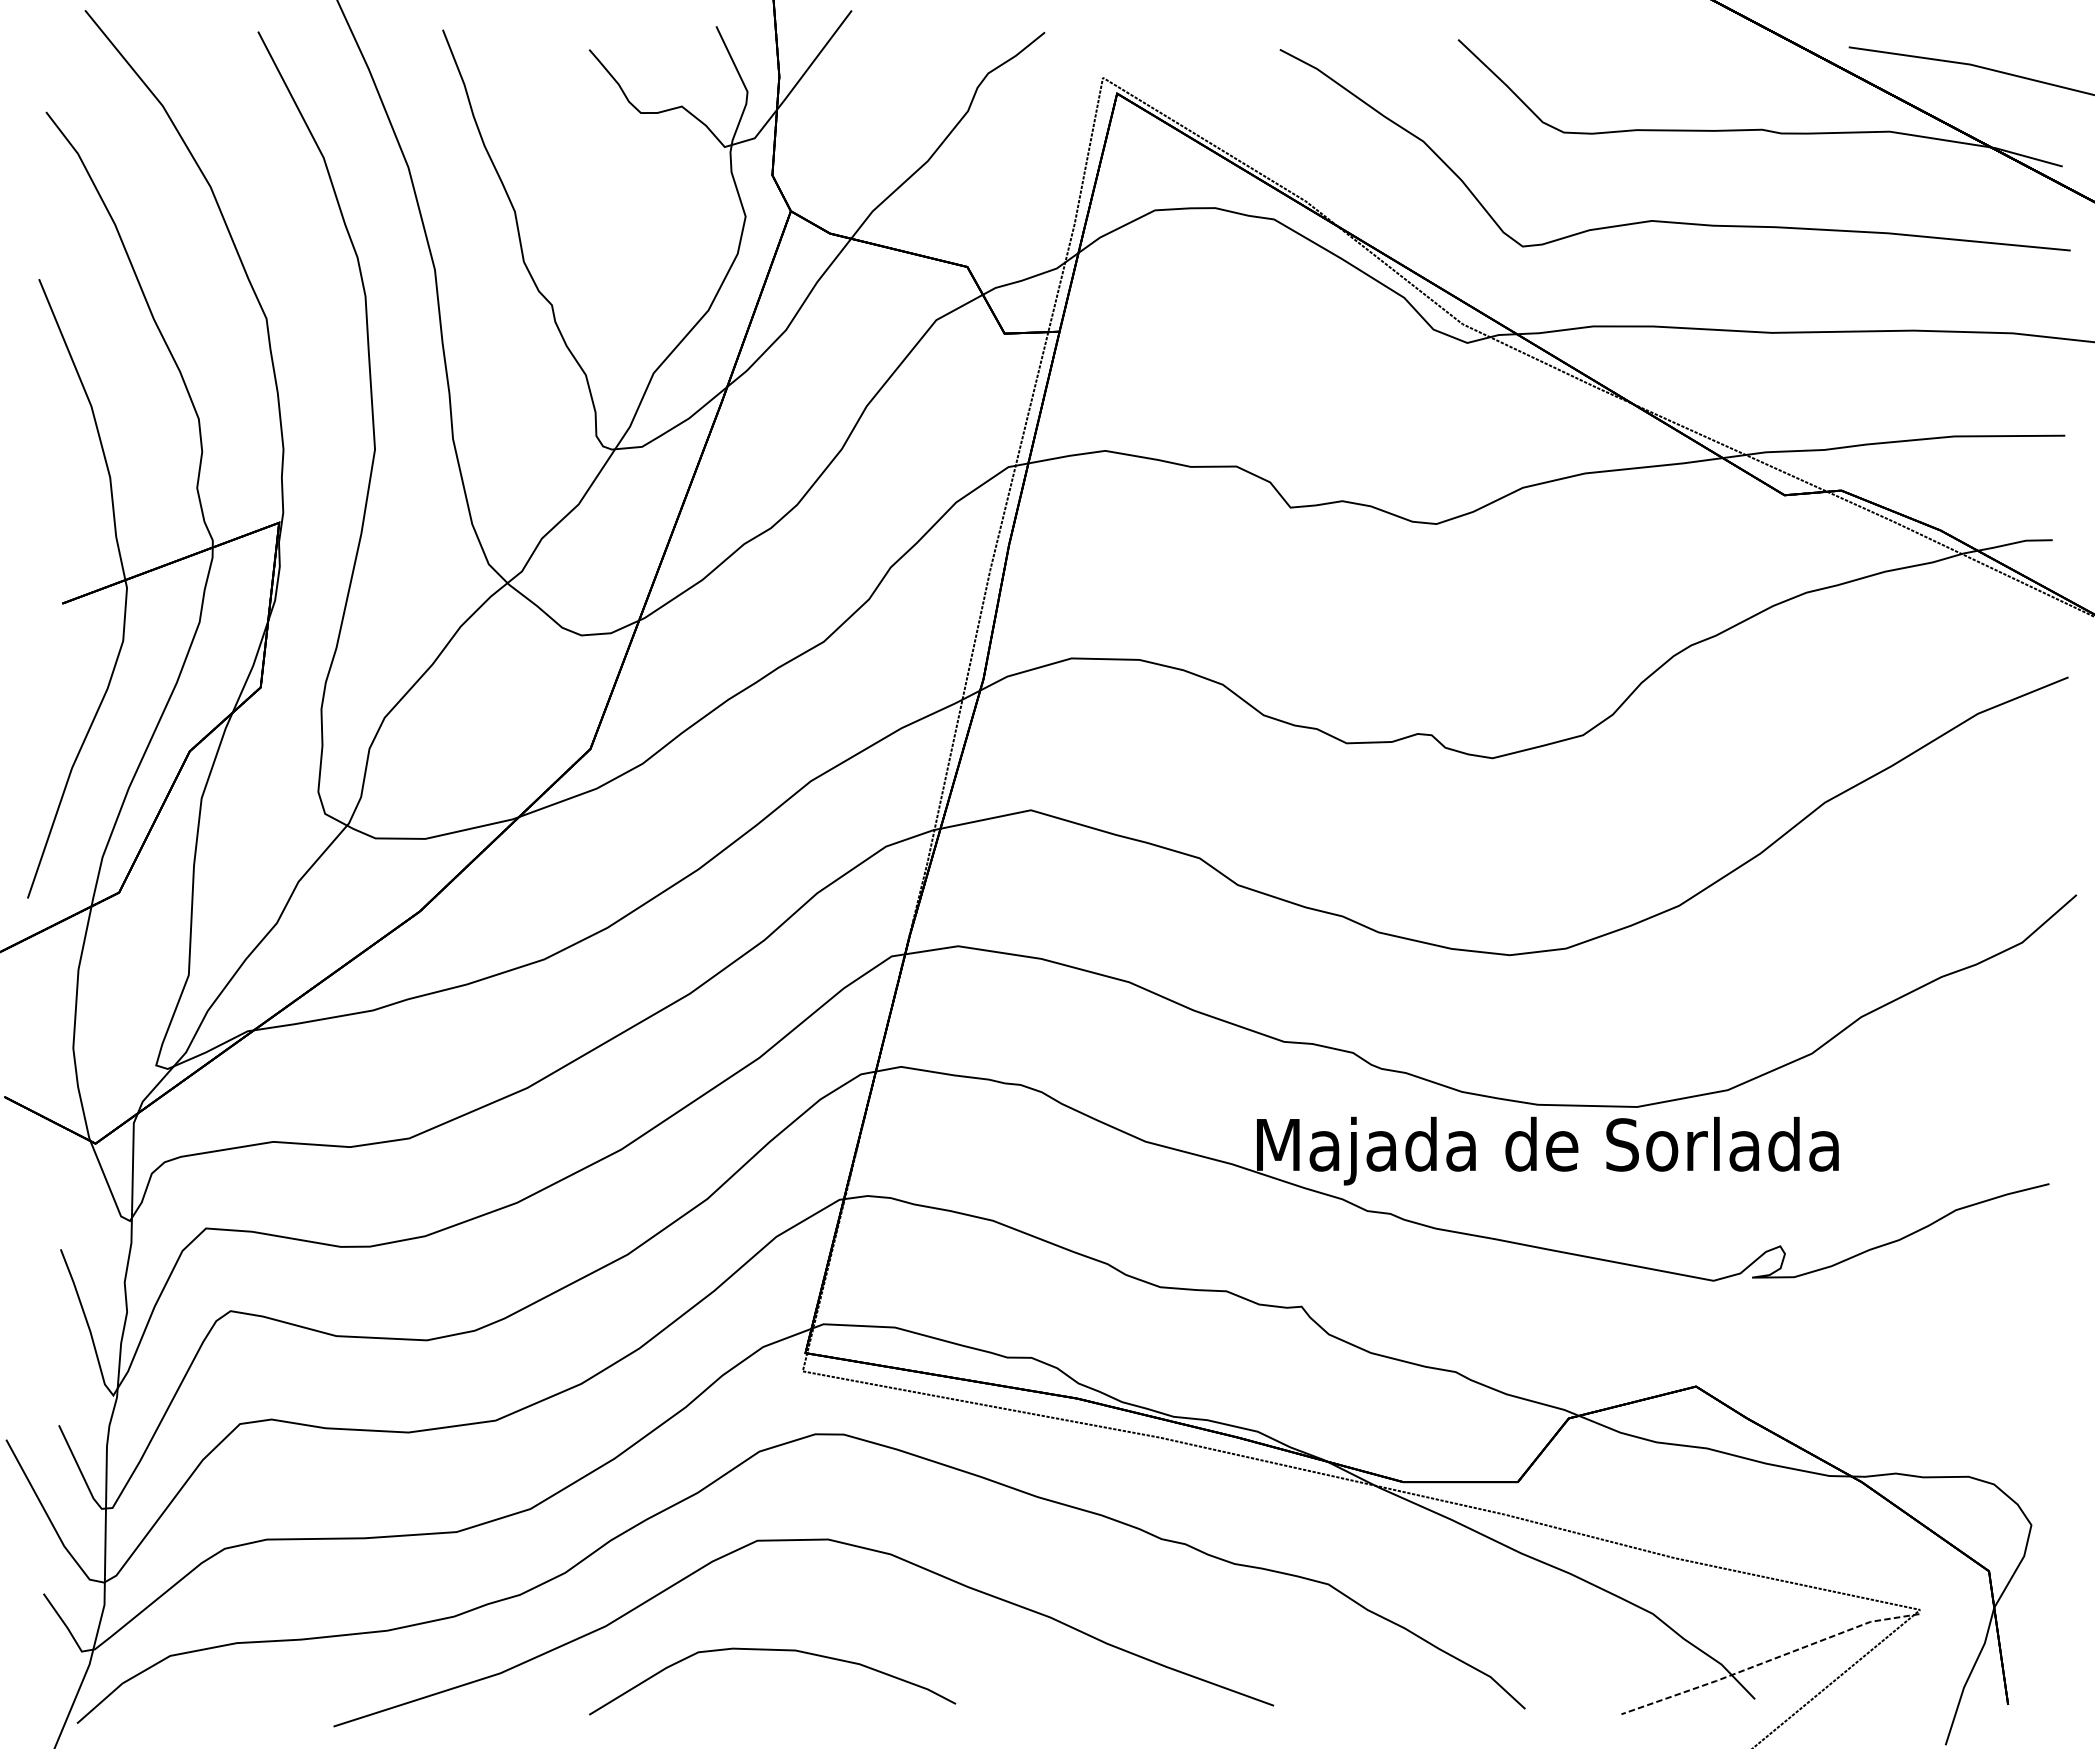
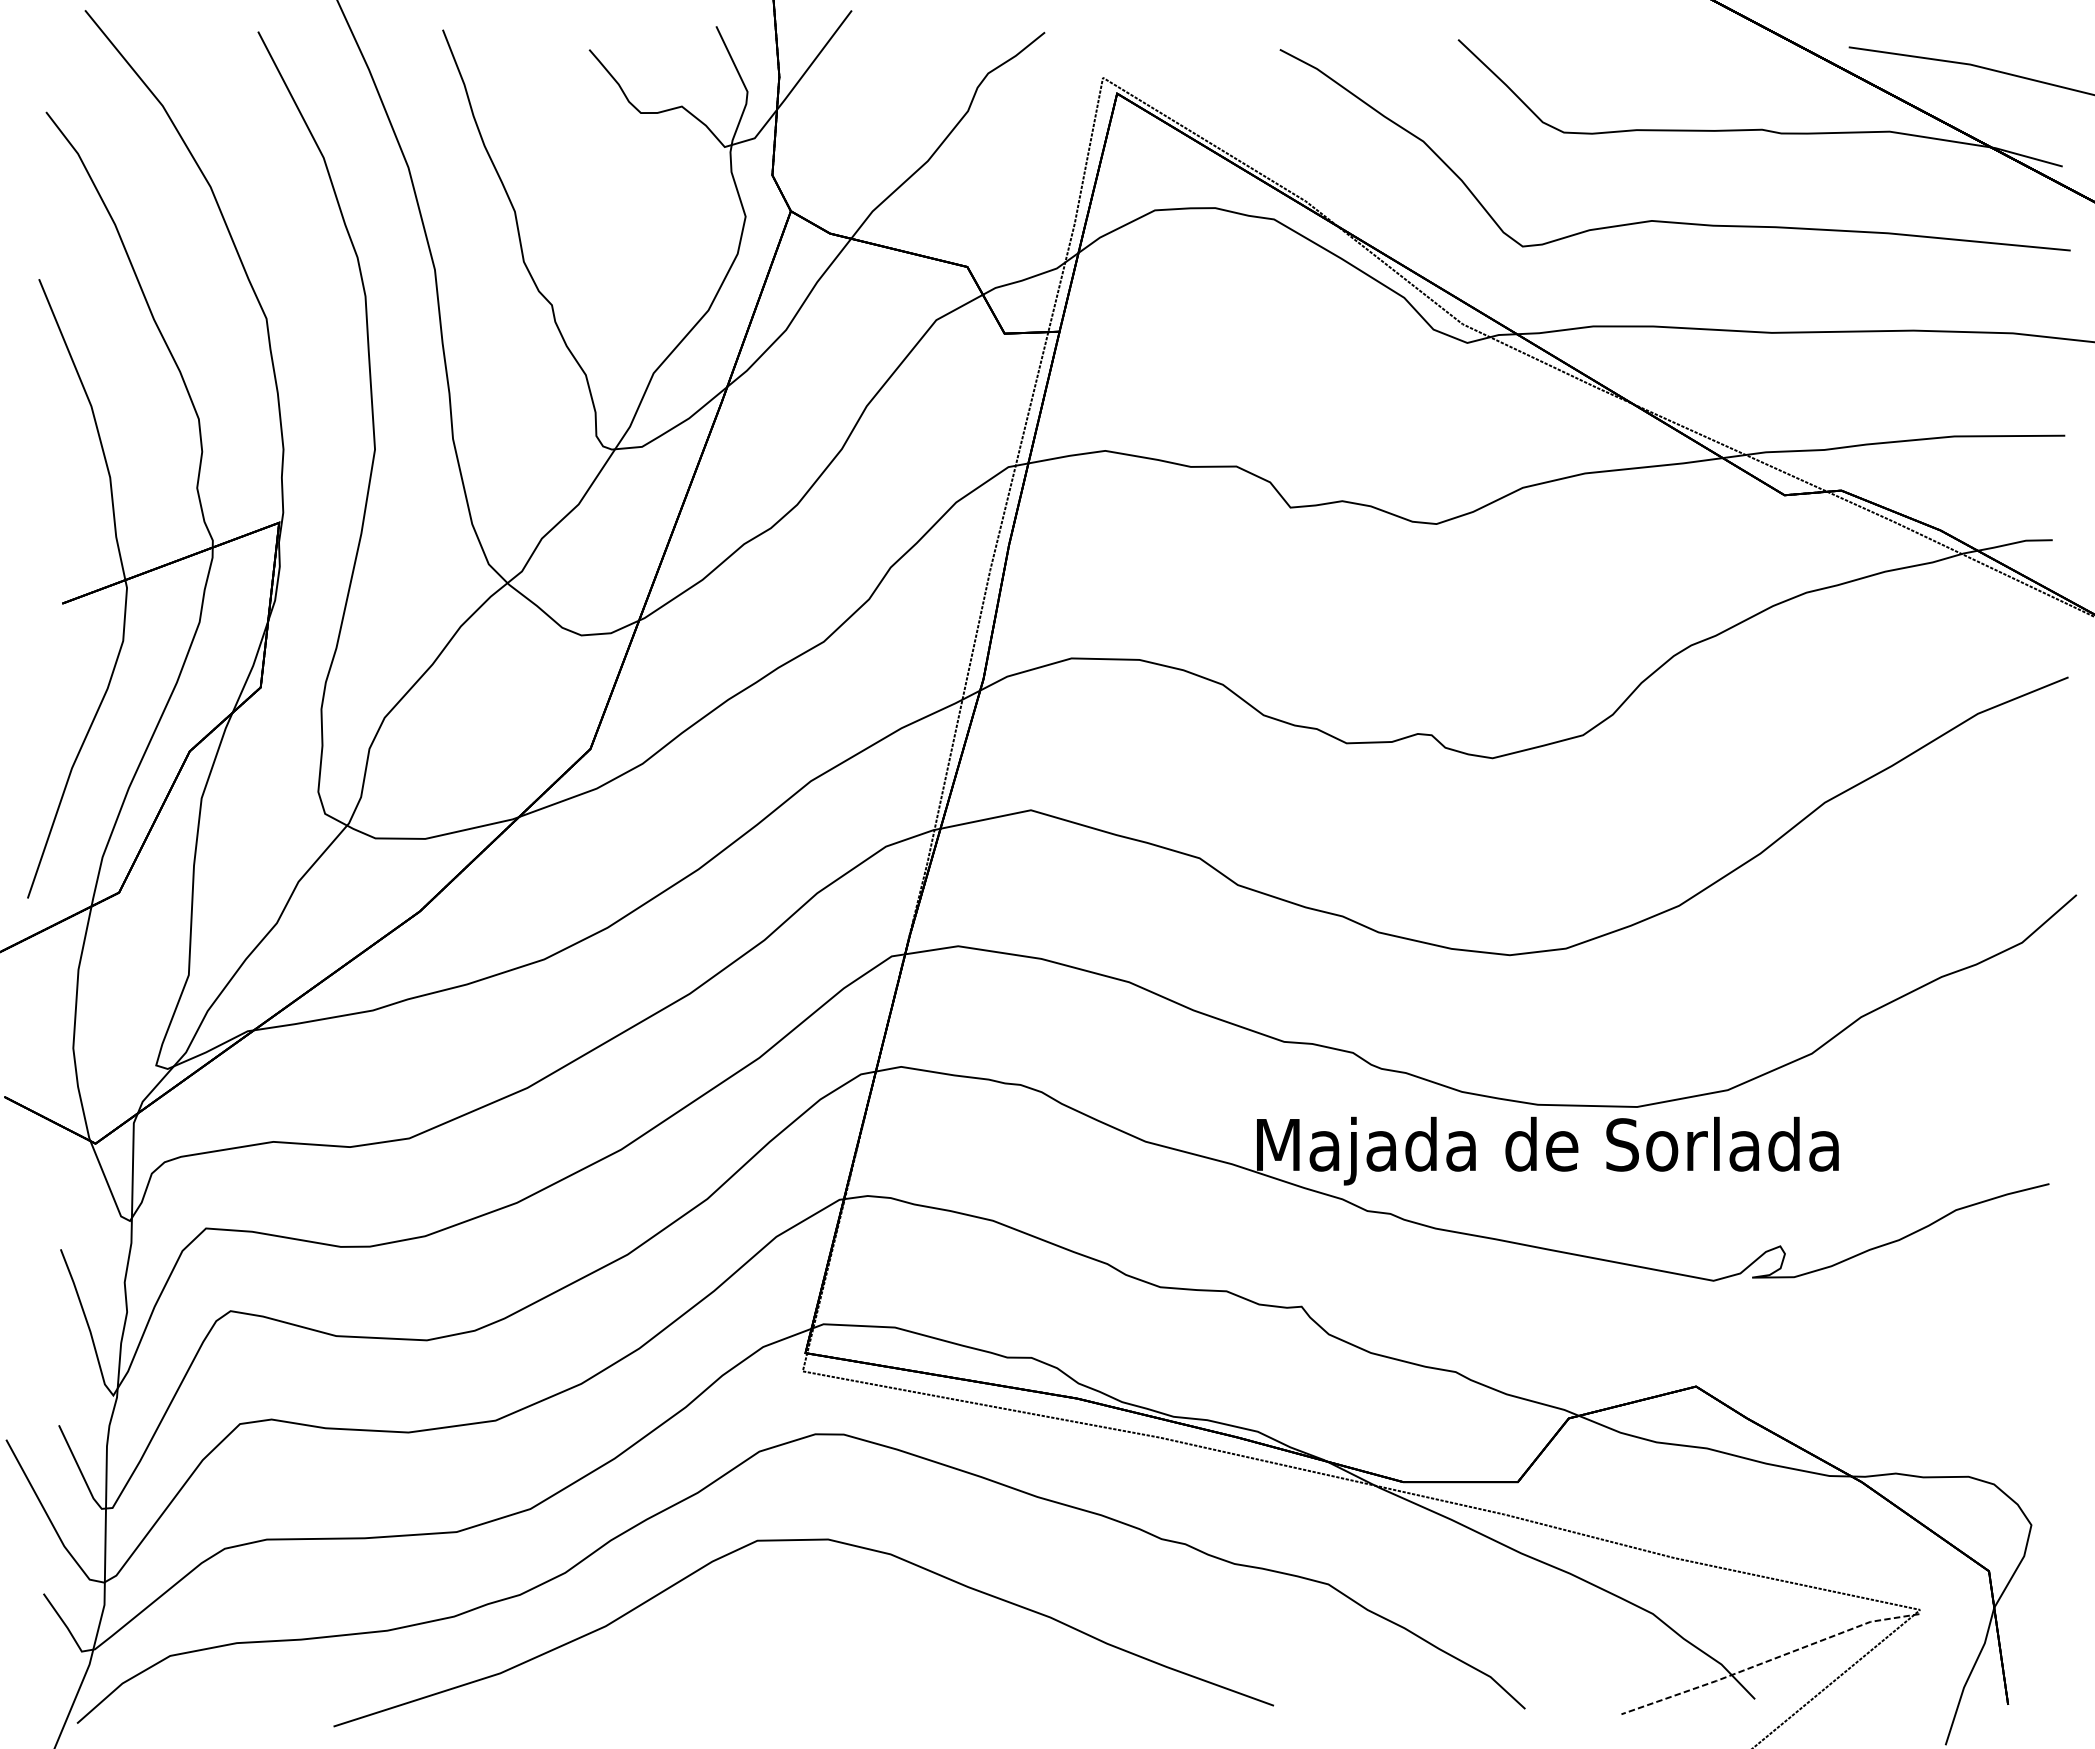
part: present -> none (772, 1650)
